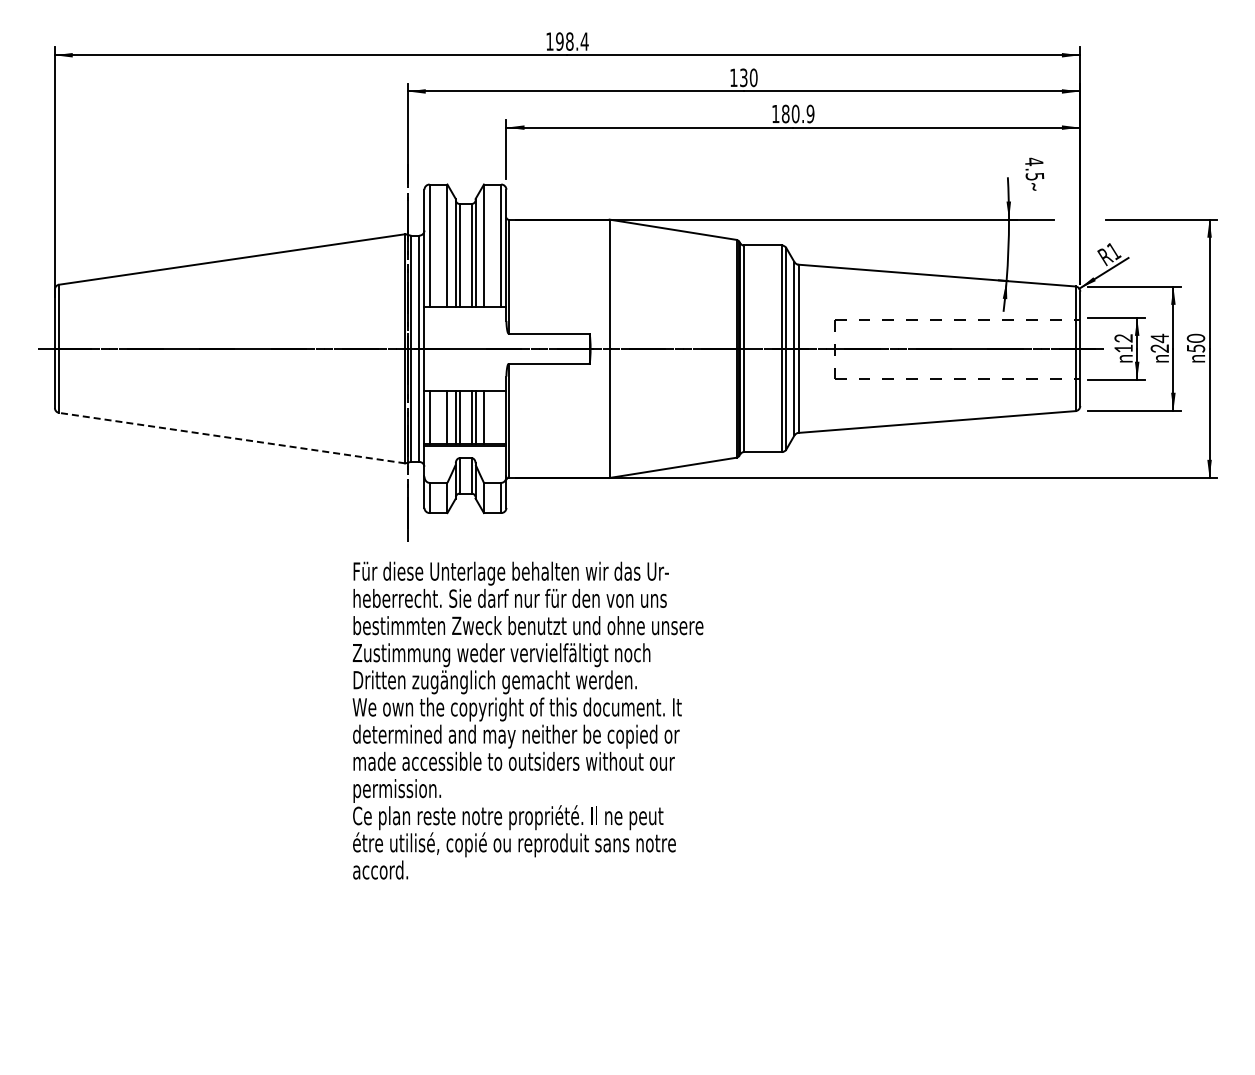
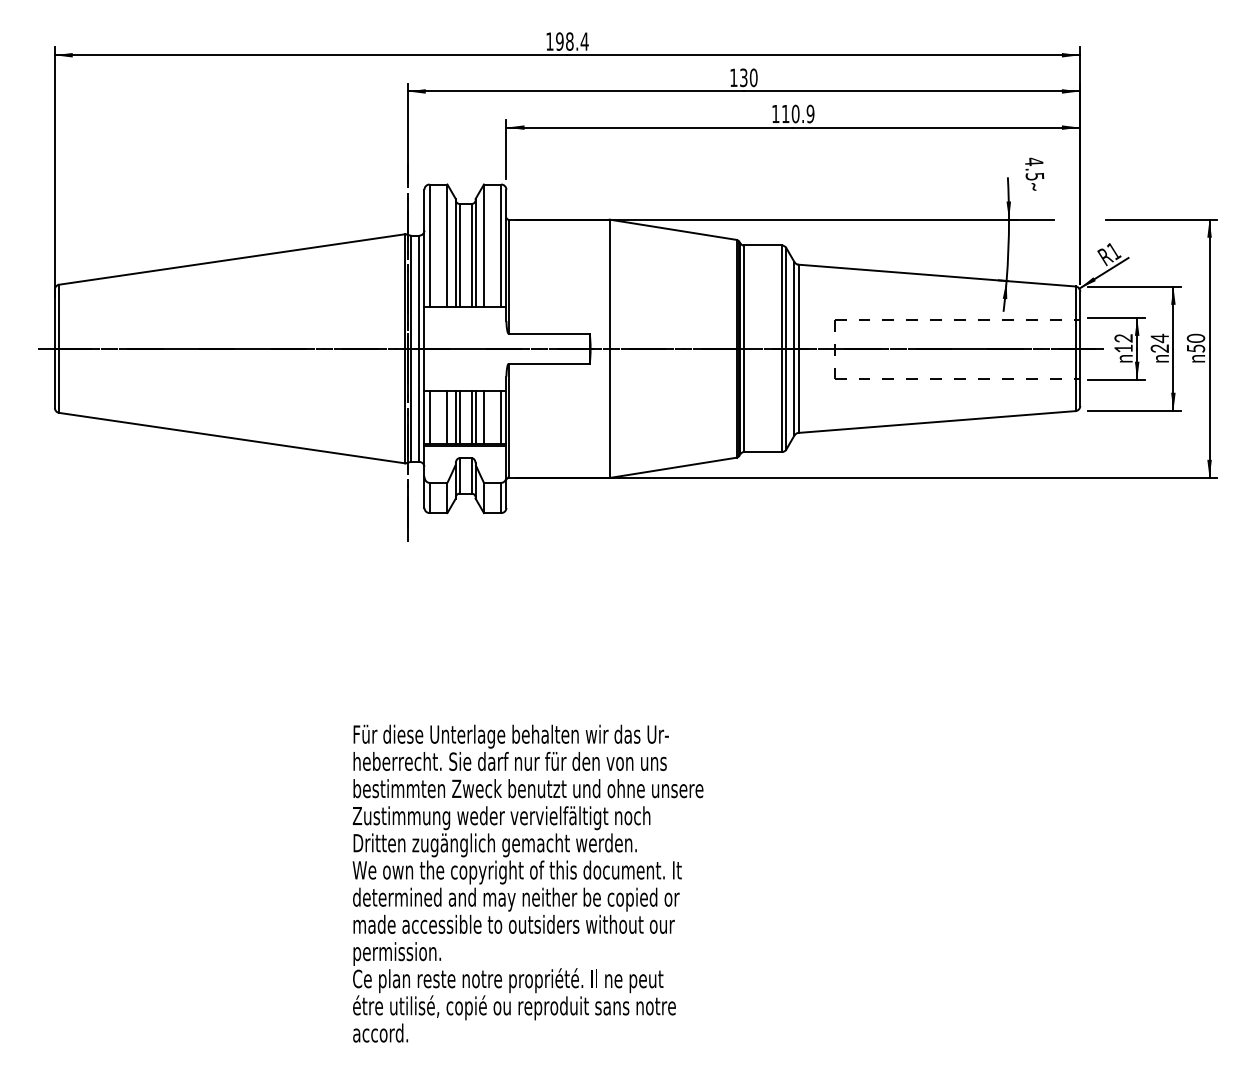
text: 180.9 -> 110.9 (785, 113)
line: none -> present (501, 416)
line: dashed -> solid (232, 438)
text position: (527, 720) -> (527, 883) (527, 883)
